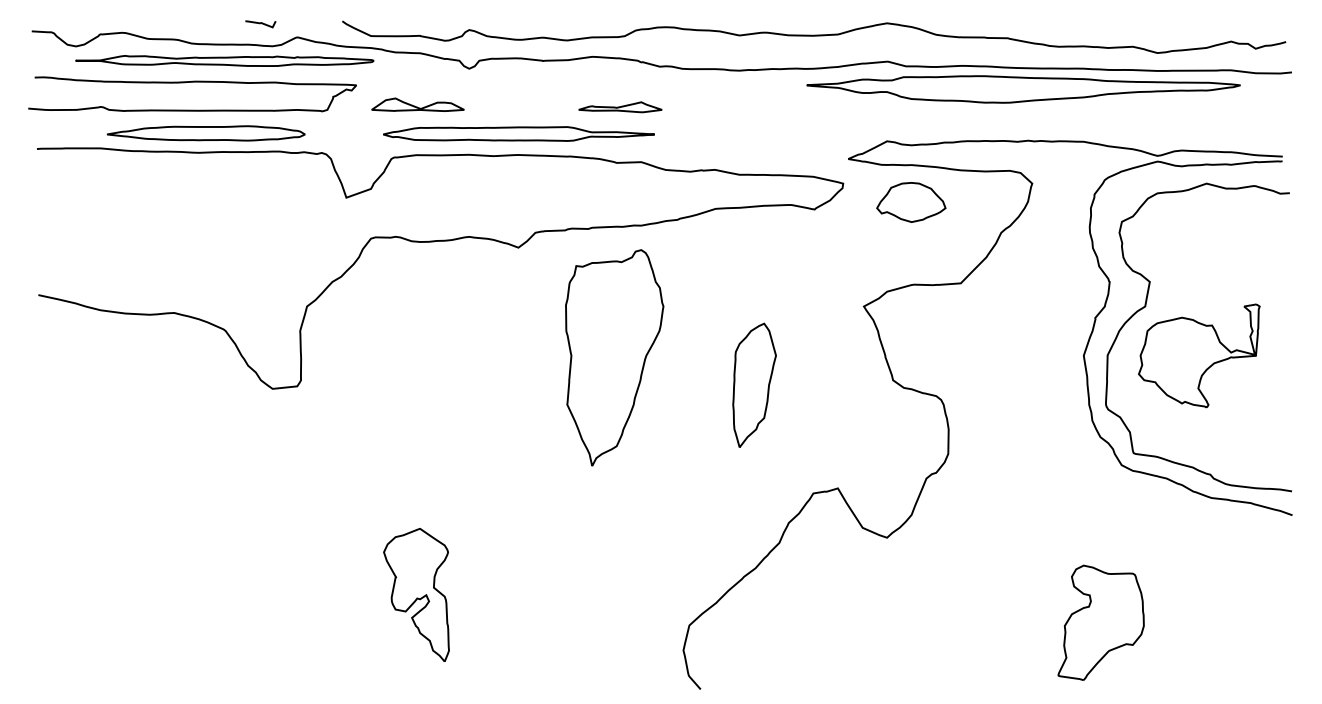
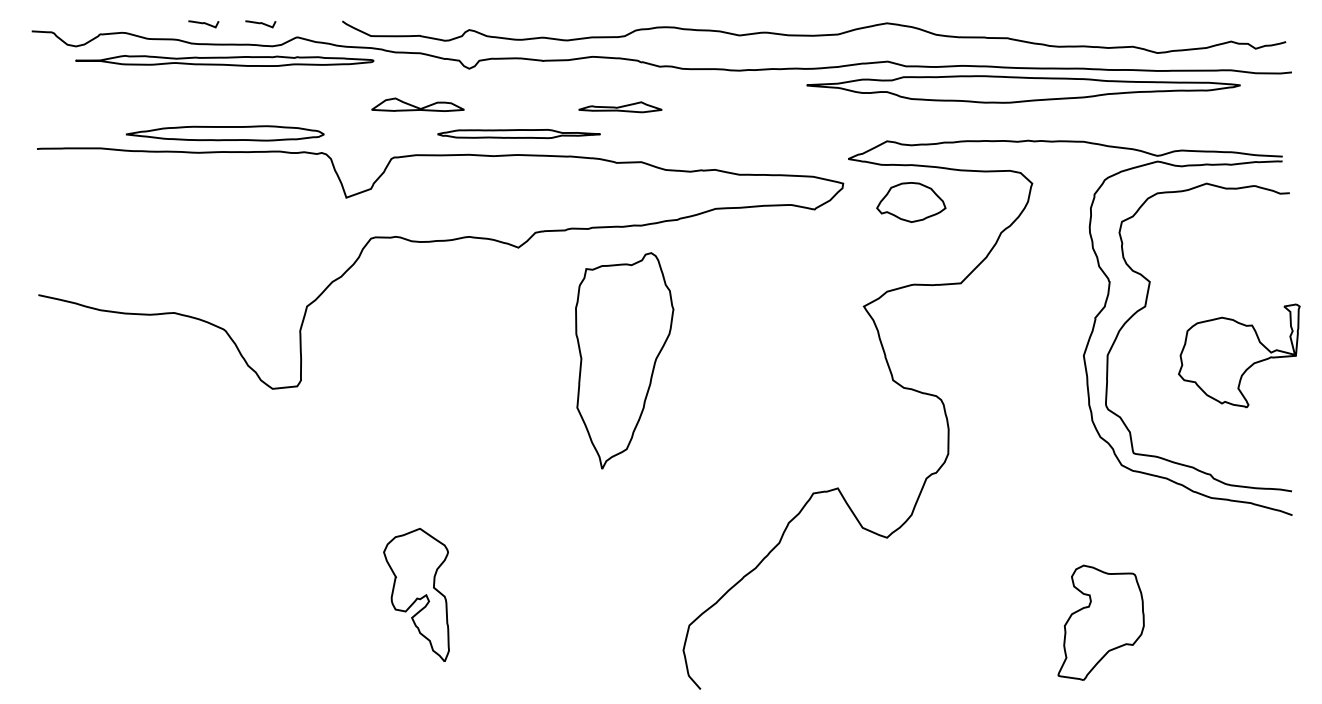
curve: none -> present (203, 24)
curve: present -> none (192, 82)
part position: (205, 133) -> (224, 133) (224, 133)
part size: 272x16 px -> 164x11 px (518, 134)
part position: (1199, 355) -> (1239, 355) (1239, 355)
part position: (614, 357) -> (624, 360) (624, 360)
part: present -> none (754, 384)
